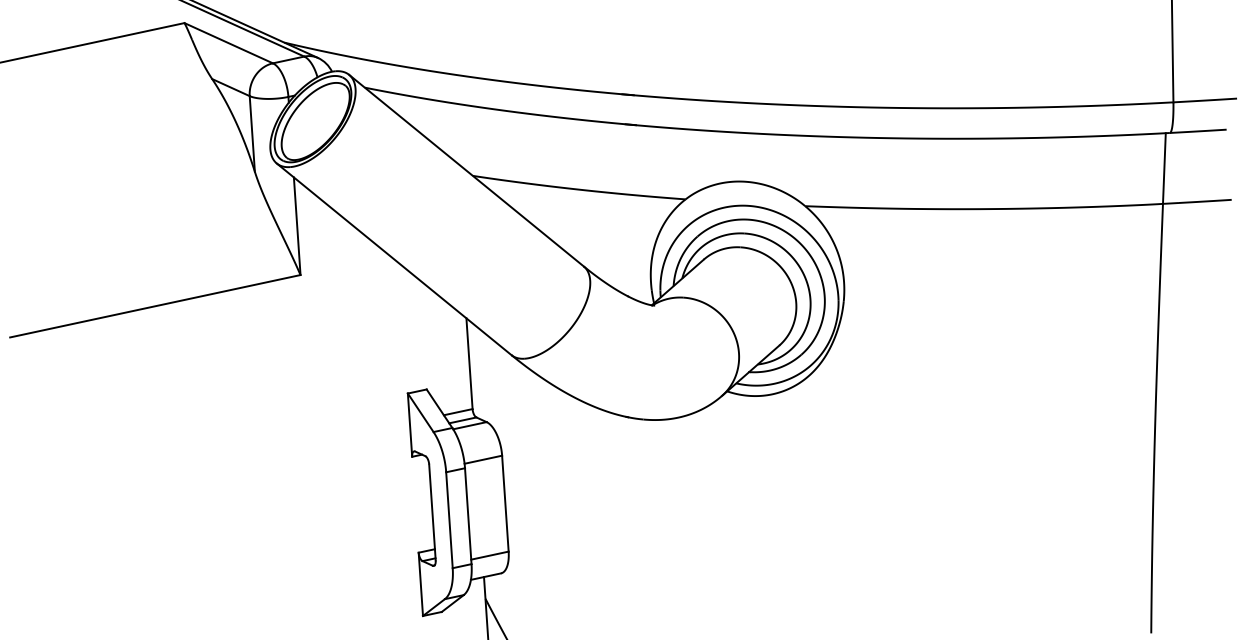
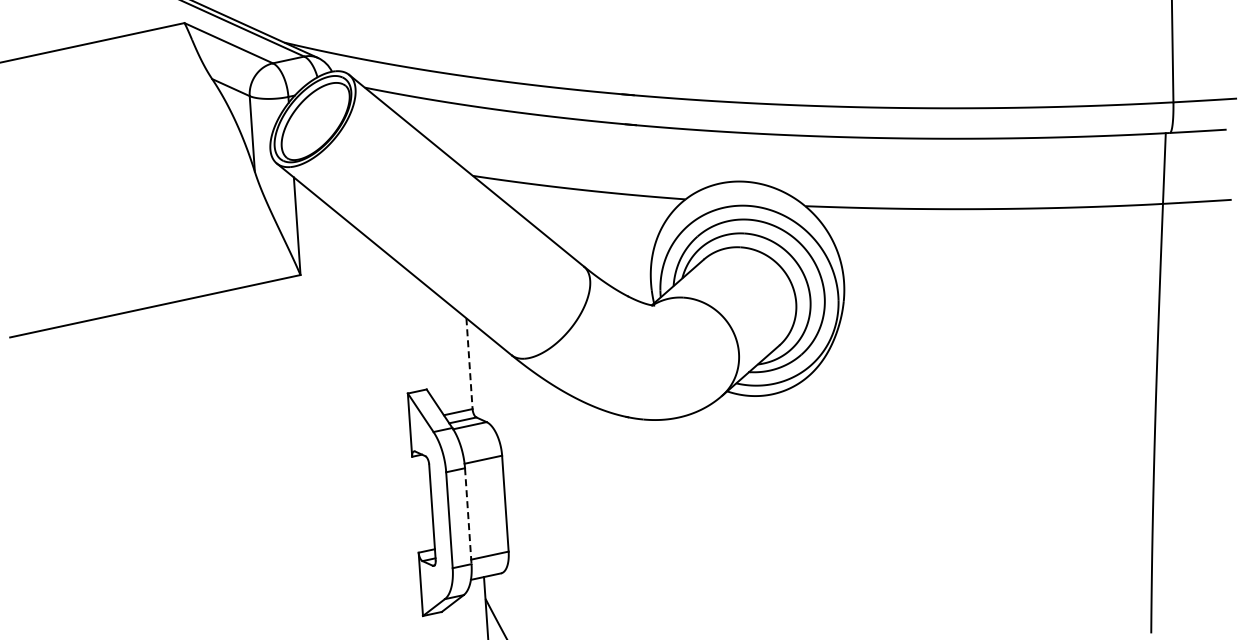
line: solid -> dashed (469, 364)
line: solid -> dashed (468, 516)
